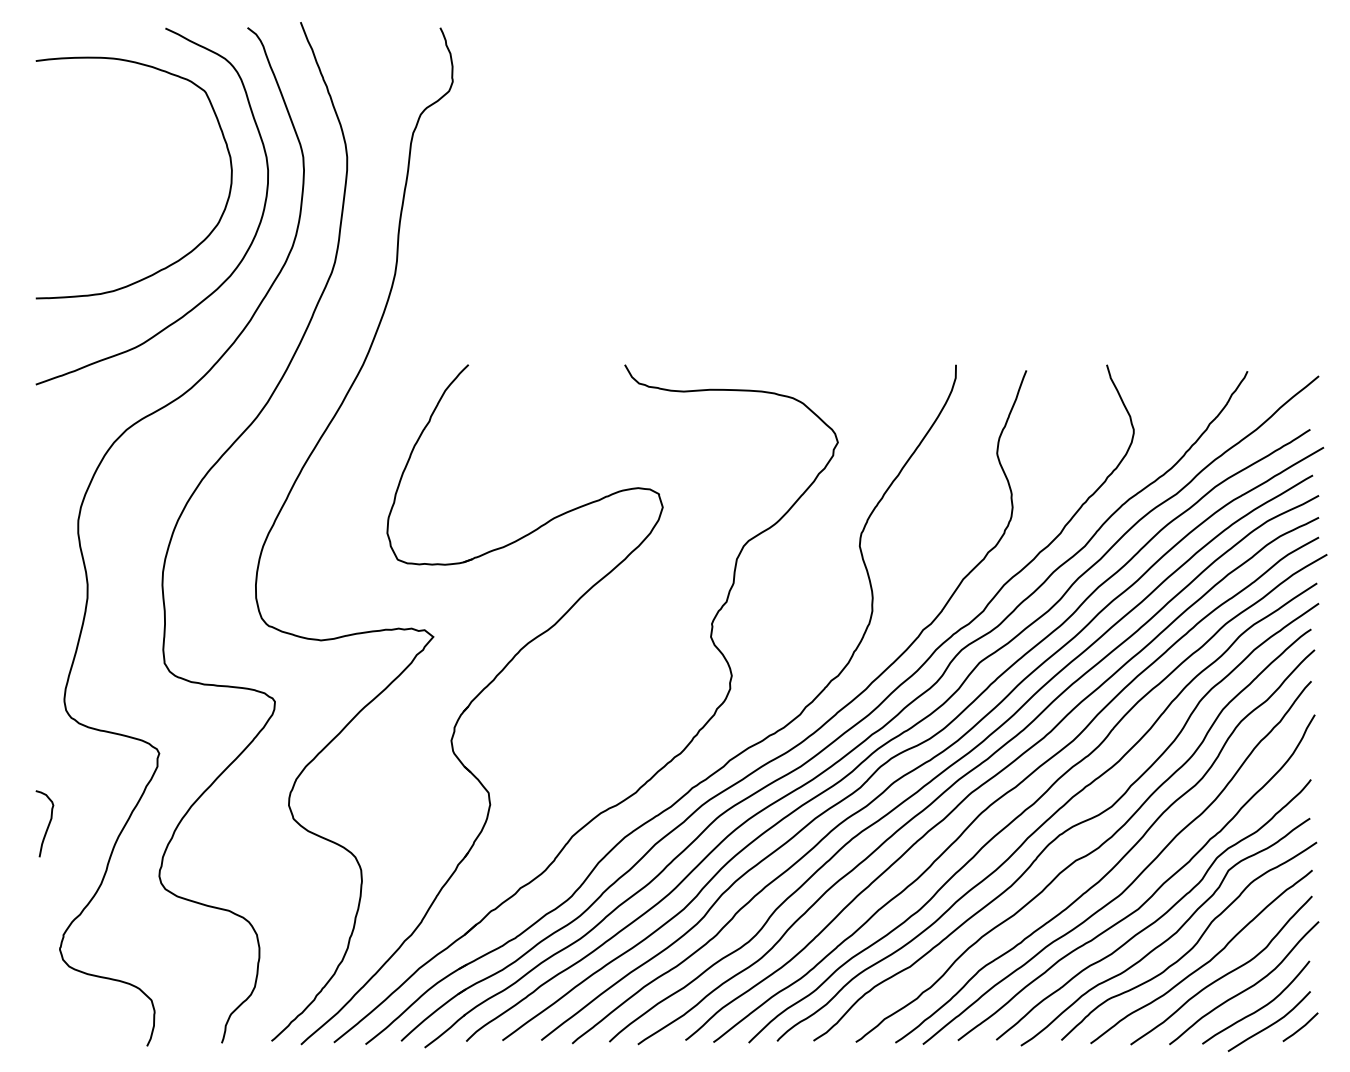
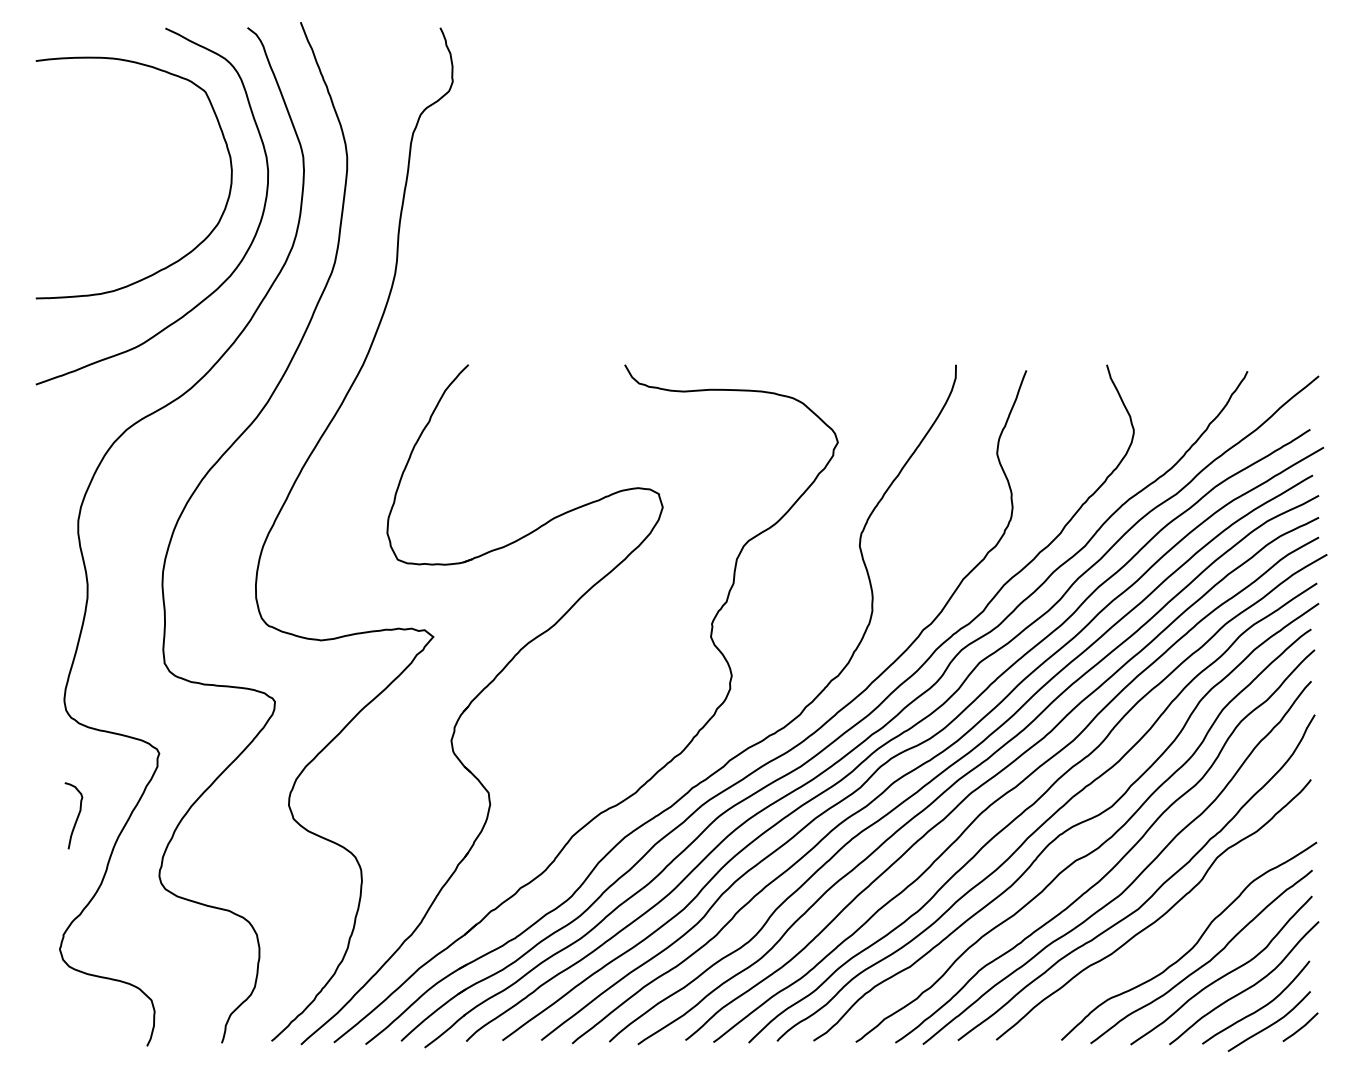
curve position: (47, 825) -> (76, 817) (76, 817)
curve: present -> none (1169, 936)
